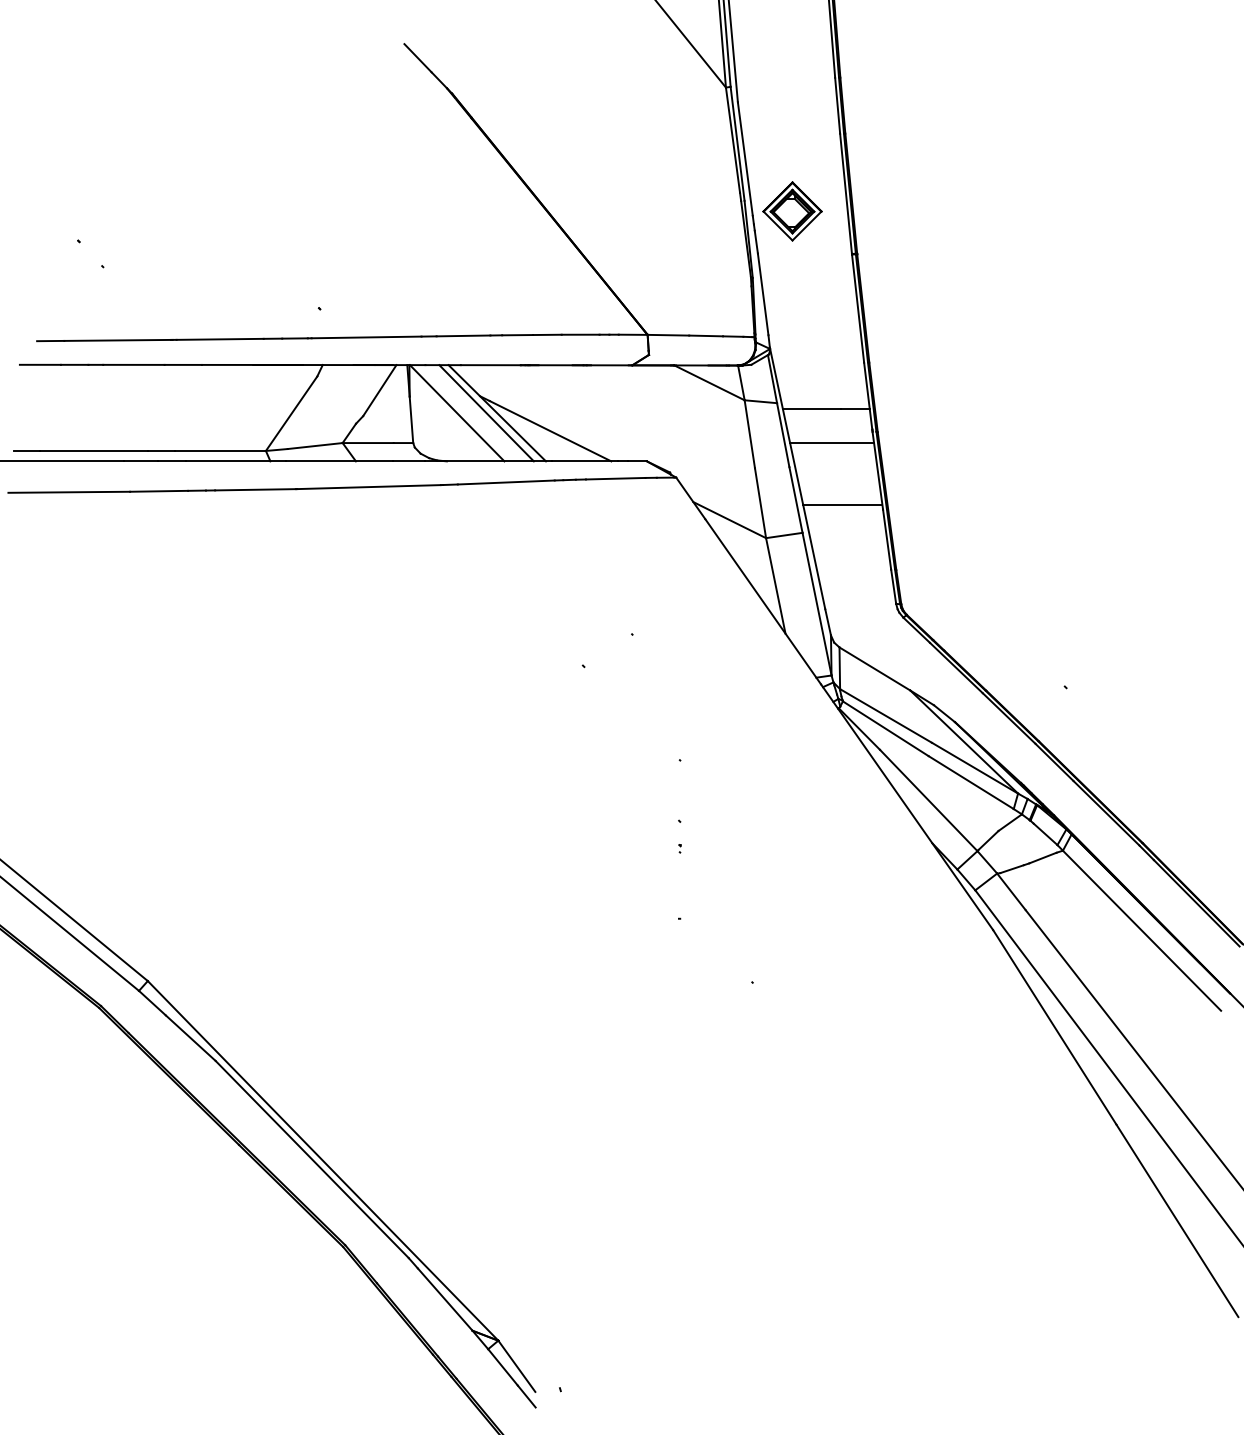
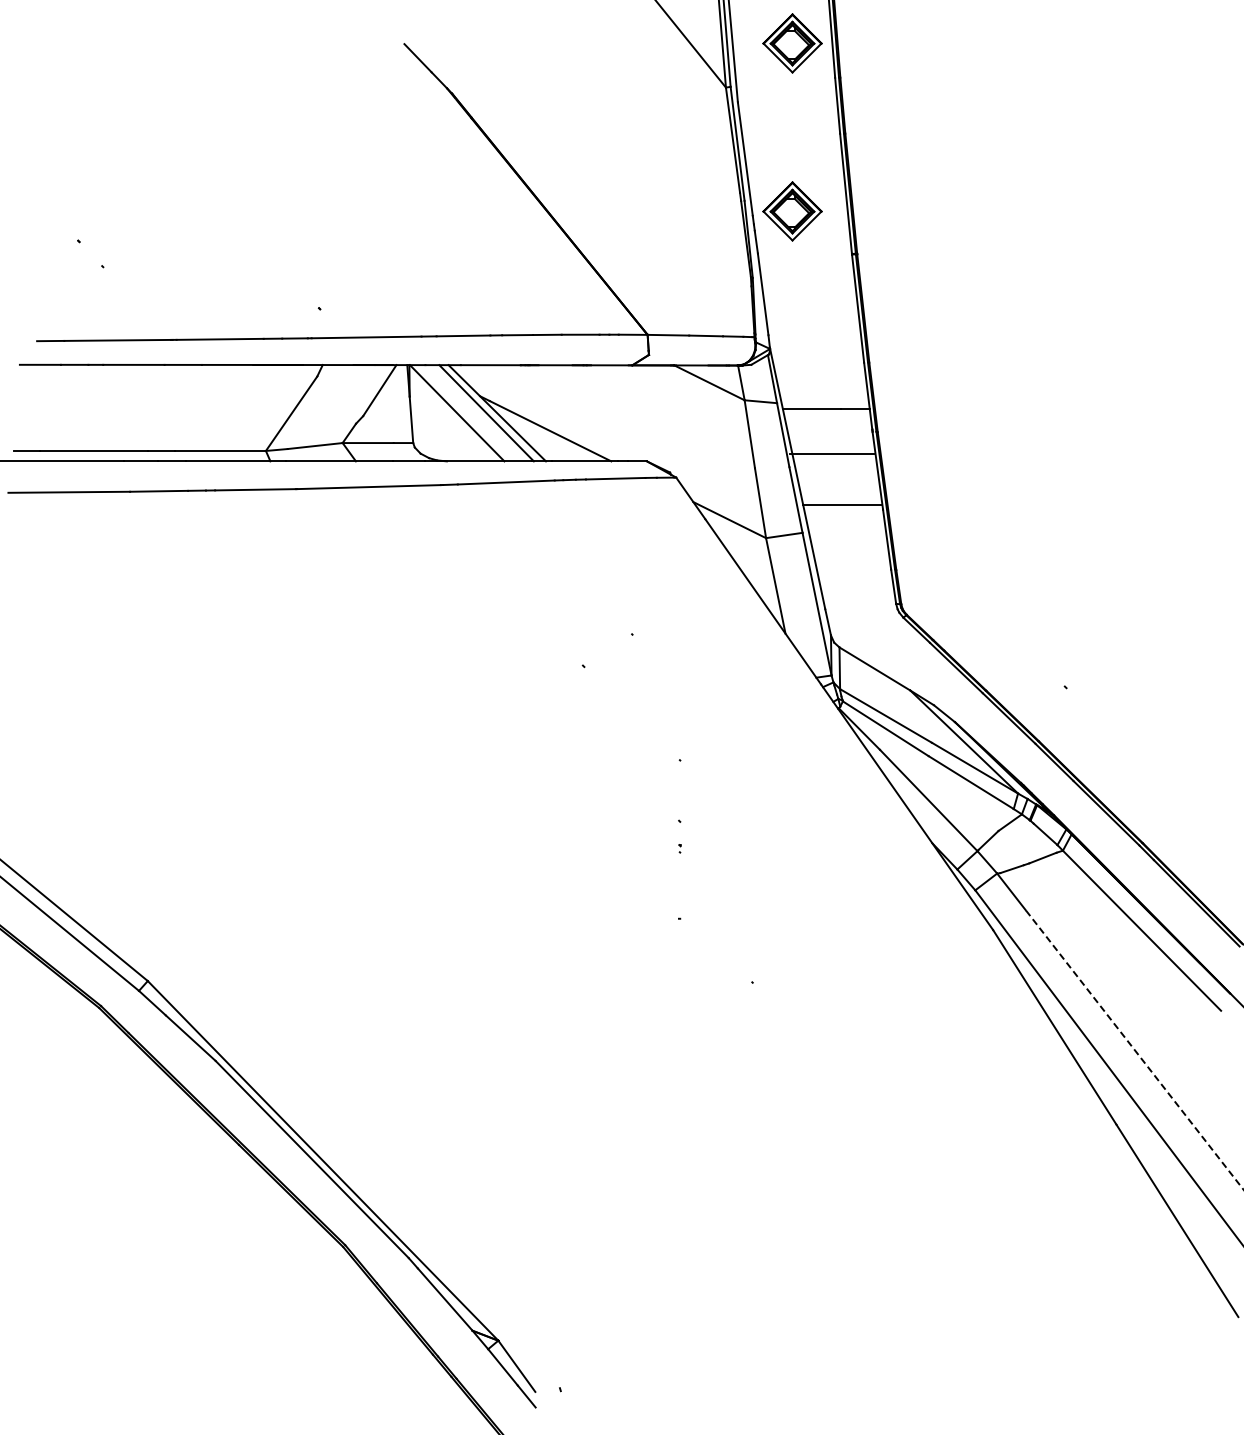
part: none -> present (792, 43)
line position: (832, 443) -> (832, 454) (832, 454)
line: solid -> dashed (1134, 1049)
